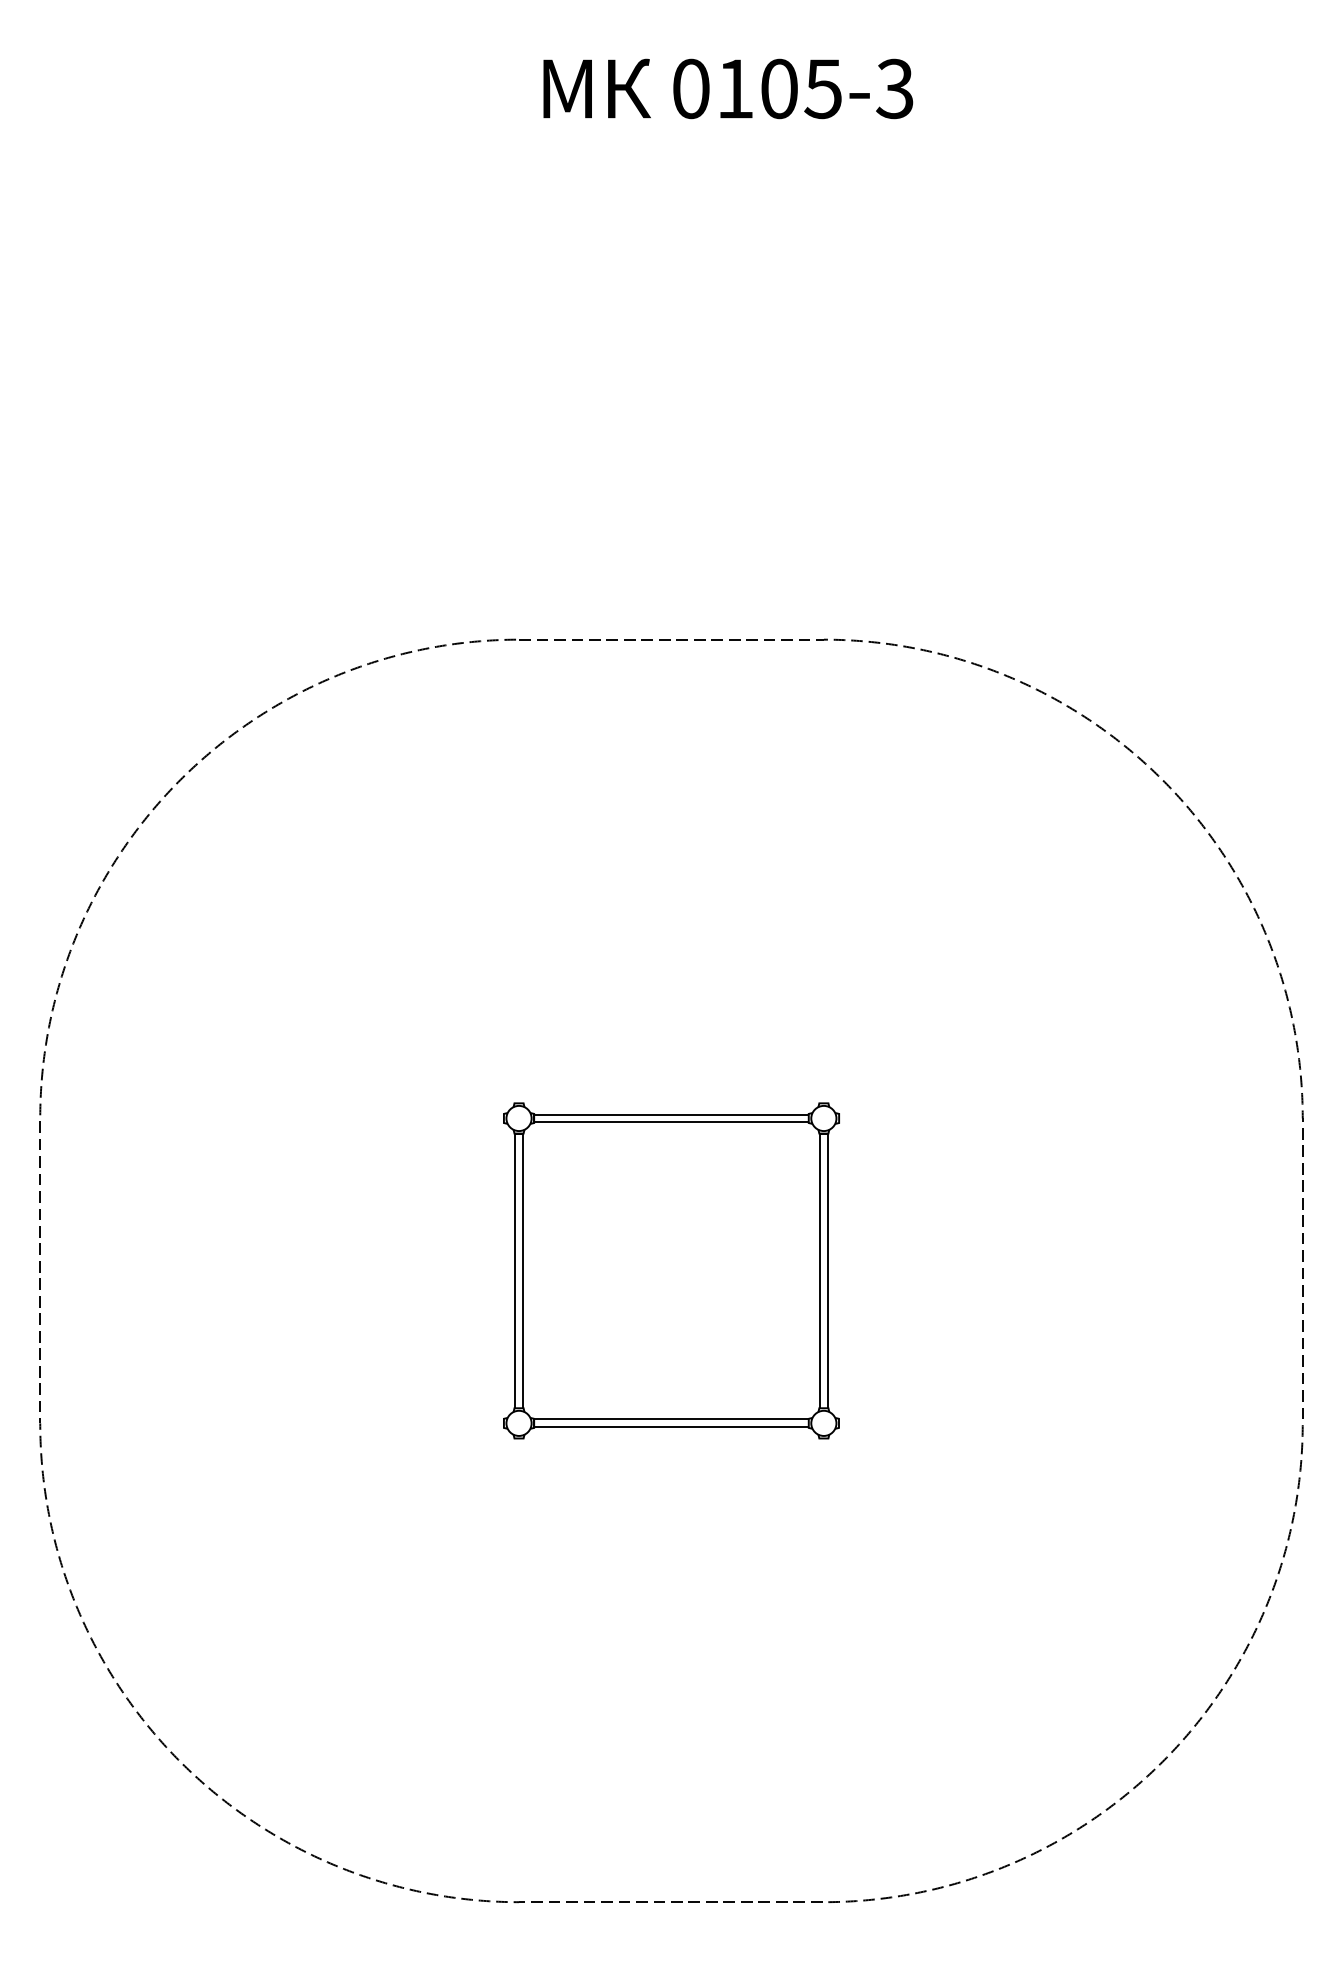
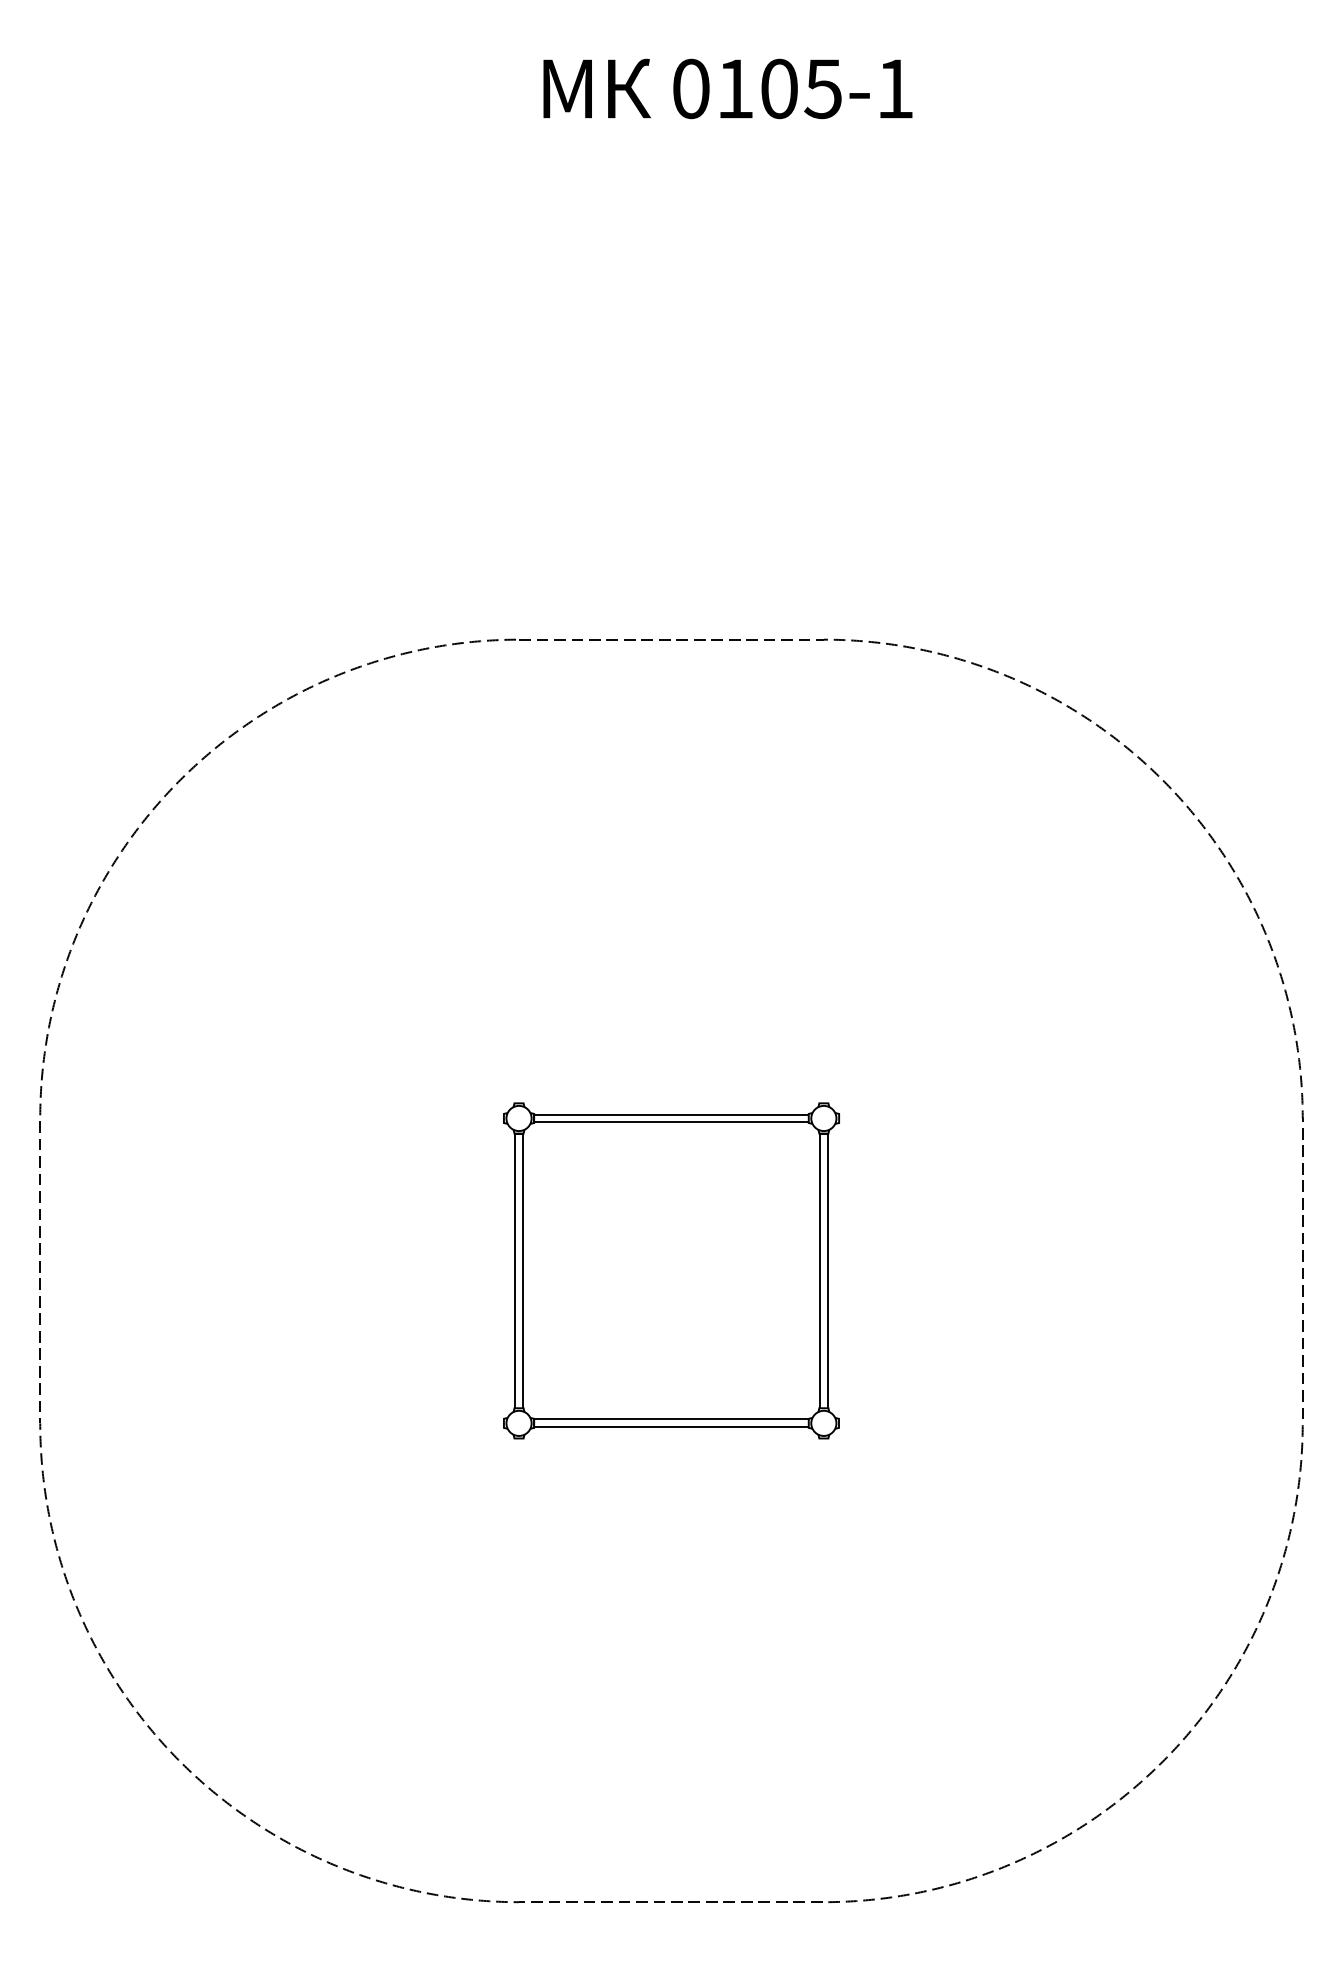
text: 0105-3 -> 0105-1 (894, 88)
